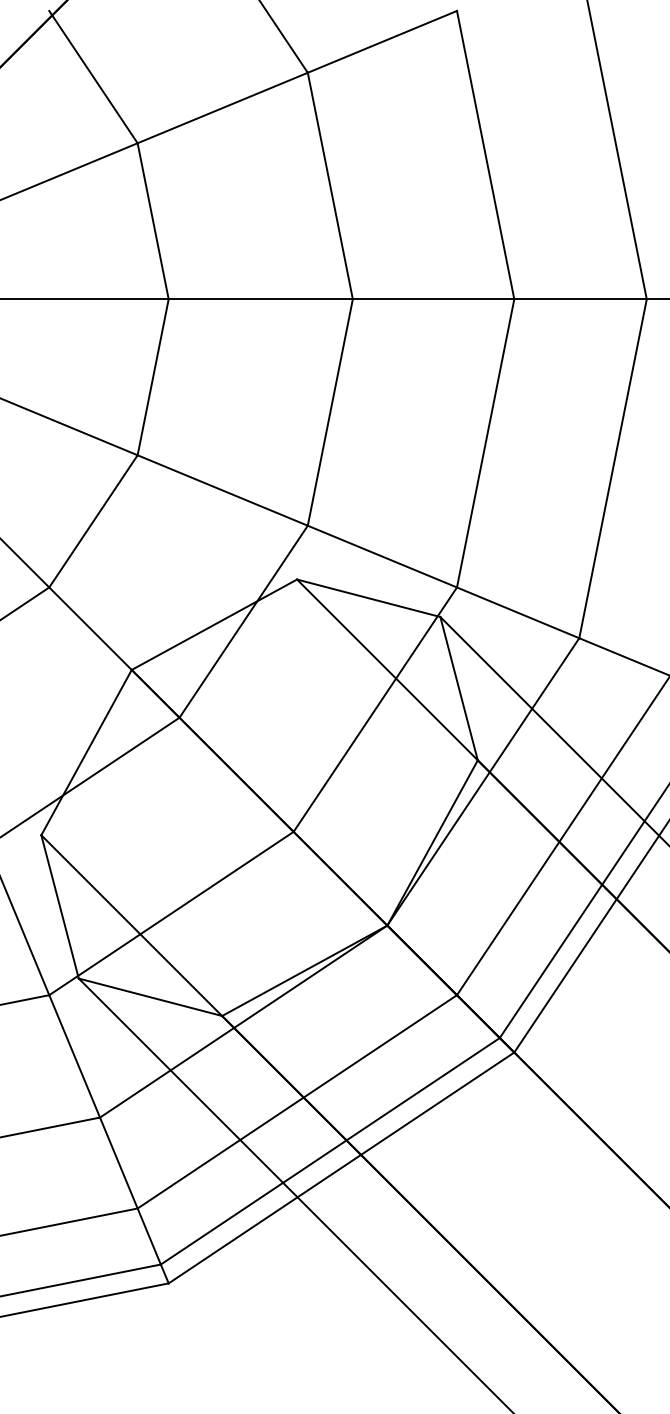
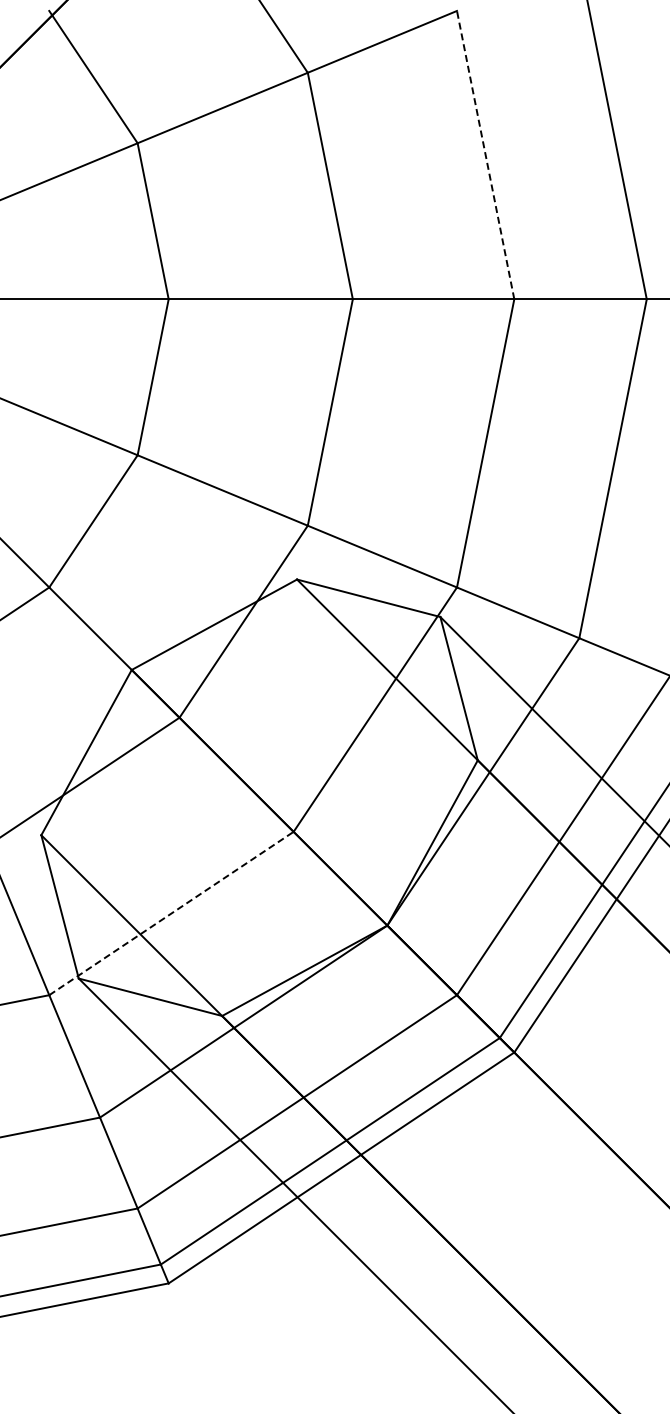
line: solid -> dashed (485, 155)
line: solid -> dashed (171, 913)
